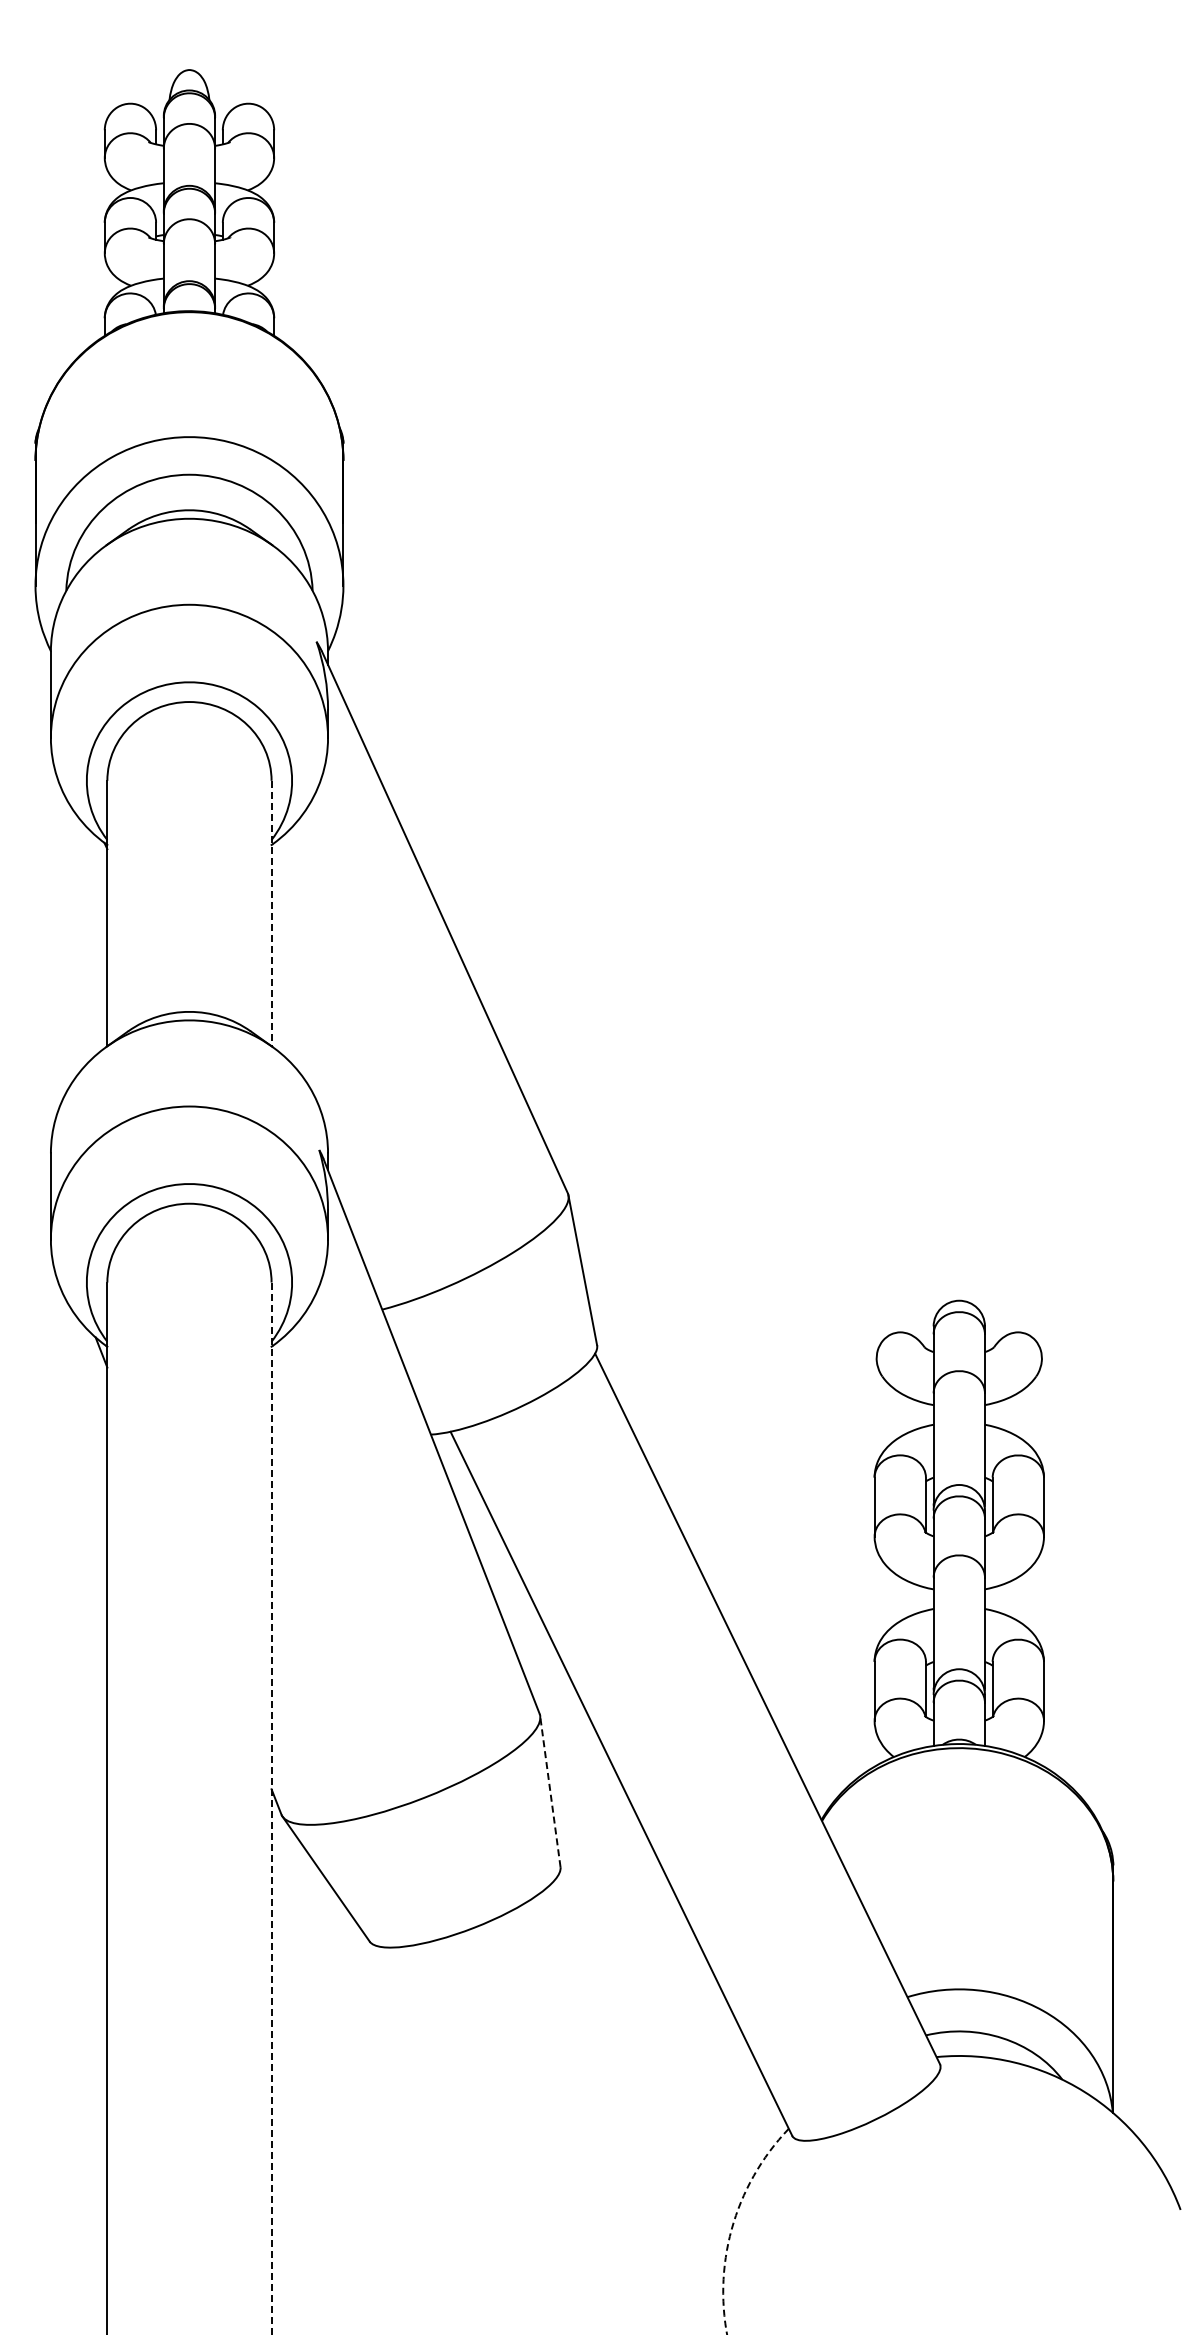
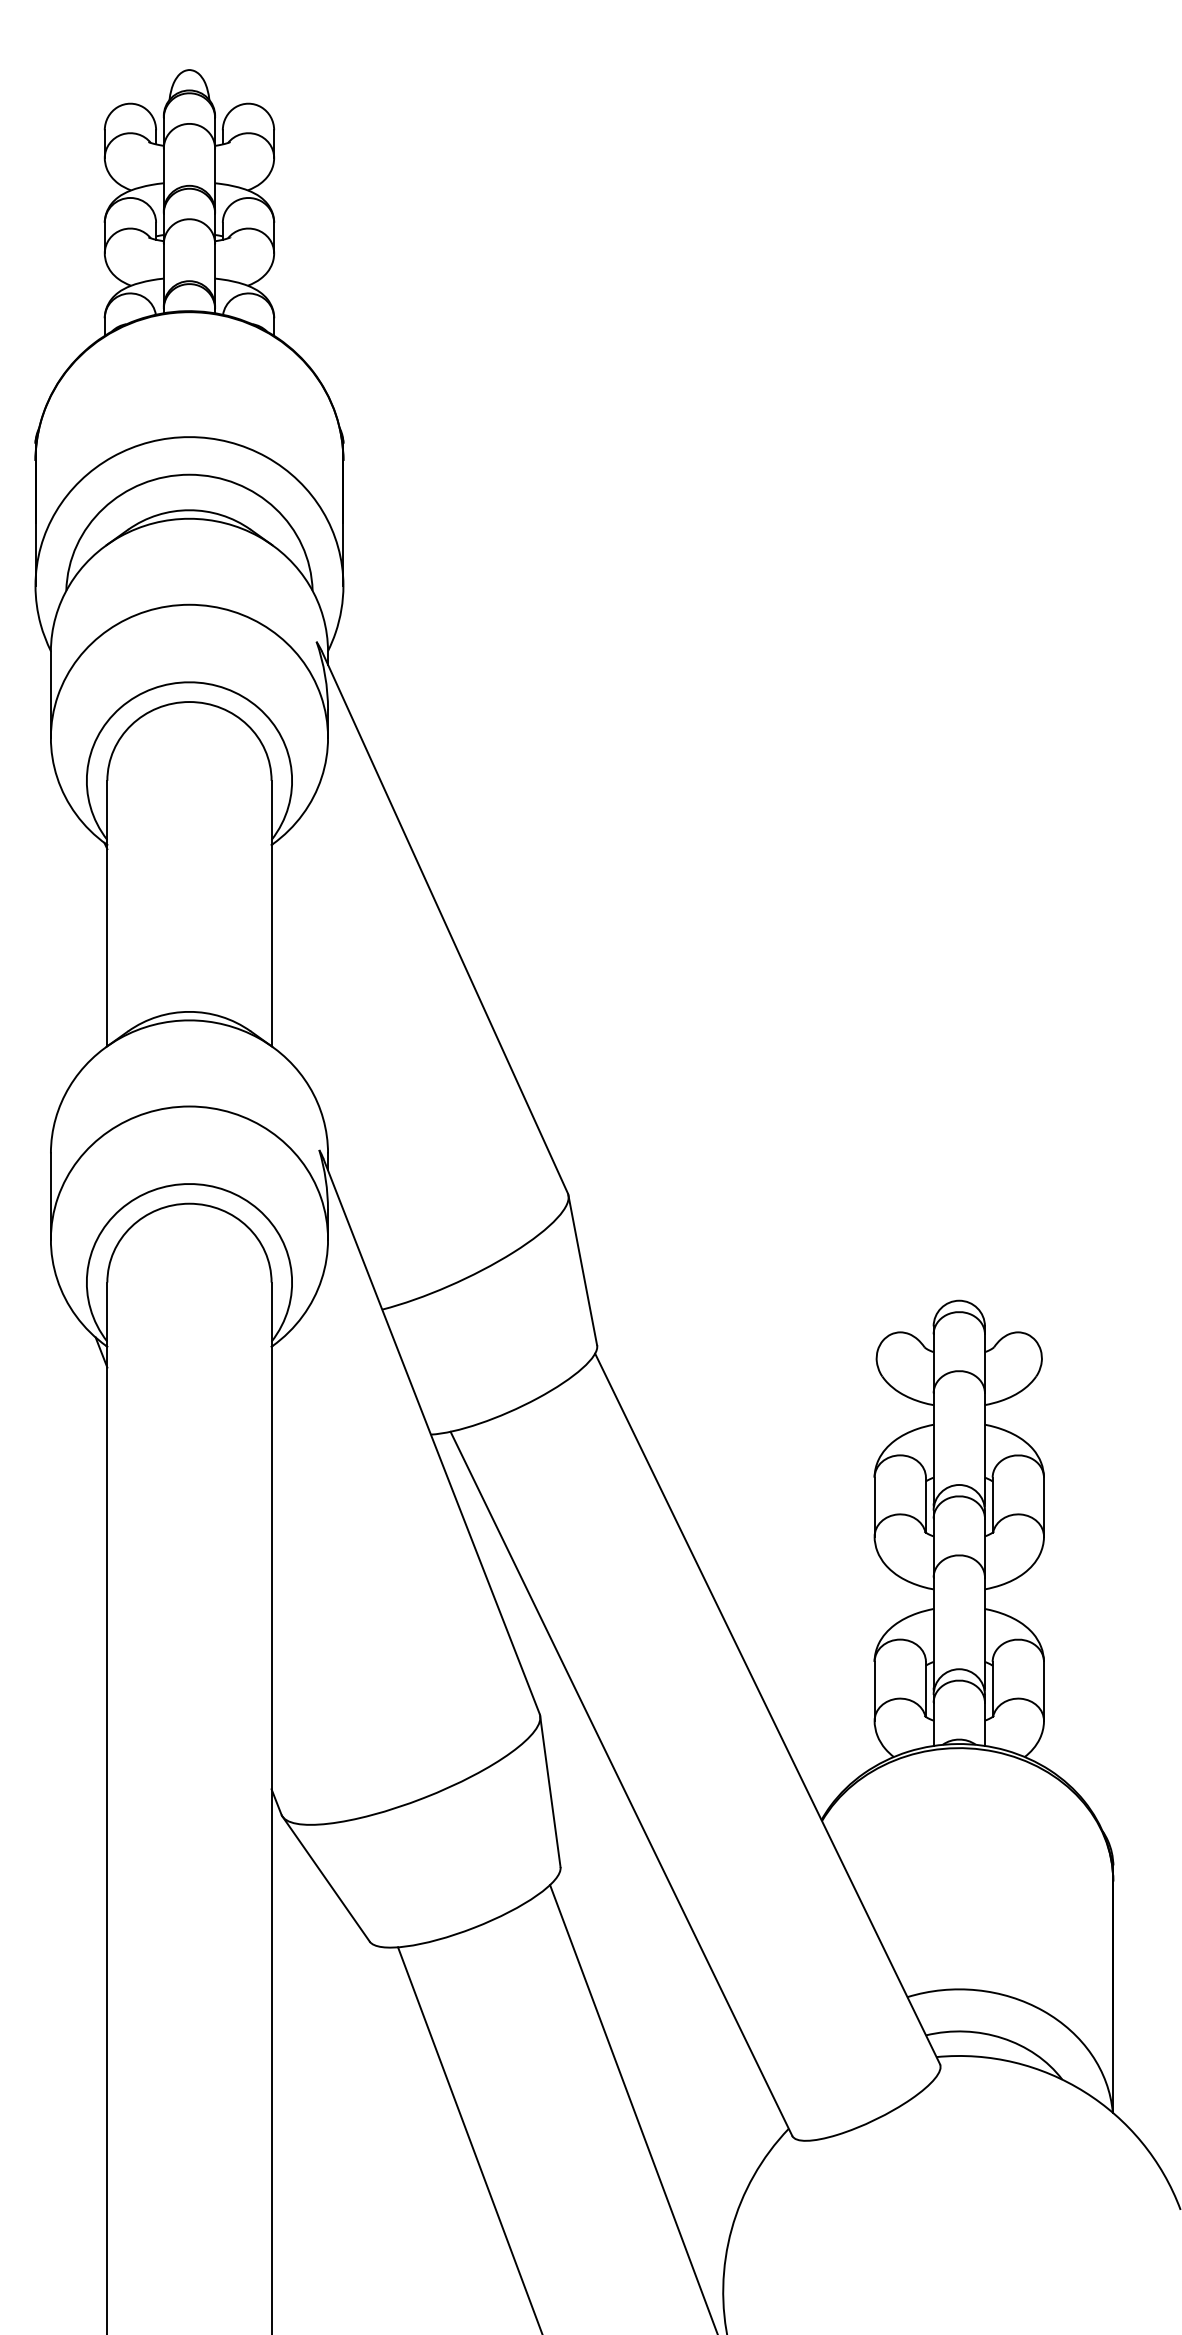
line: dashed -> solid (271, 913)
line: dashed -> solid (550, 1791)
line: dashed -> solid (271, 1808)
line: none -> present (633, 2107)
line: none -> present (469, 2139)
arc: dashed -> solid (733, 2224)
